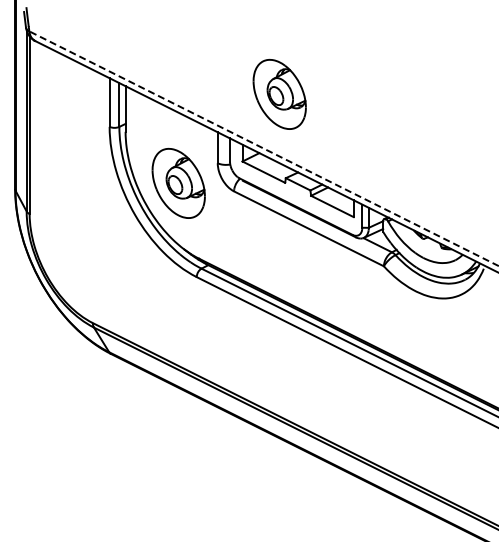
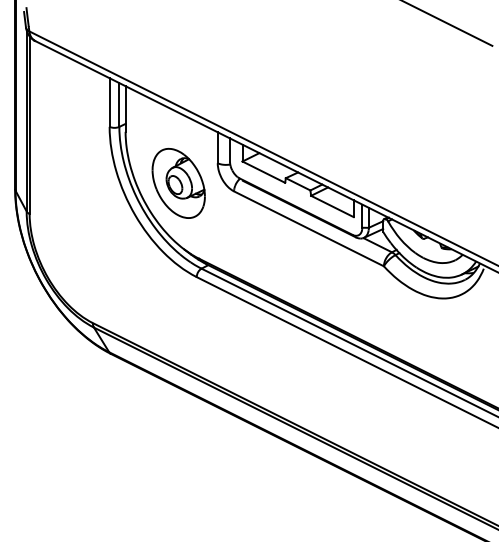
line: none -> present (448, 23)
part: present -> none (279, 94)
line: dashed -> solid (263, 148)
